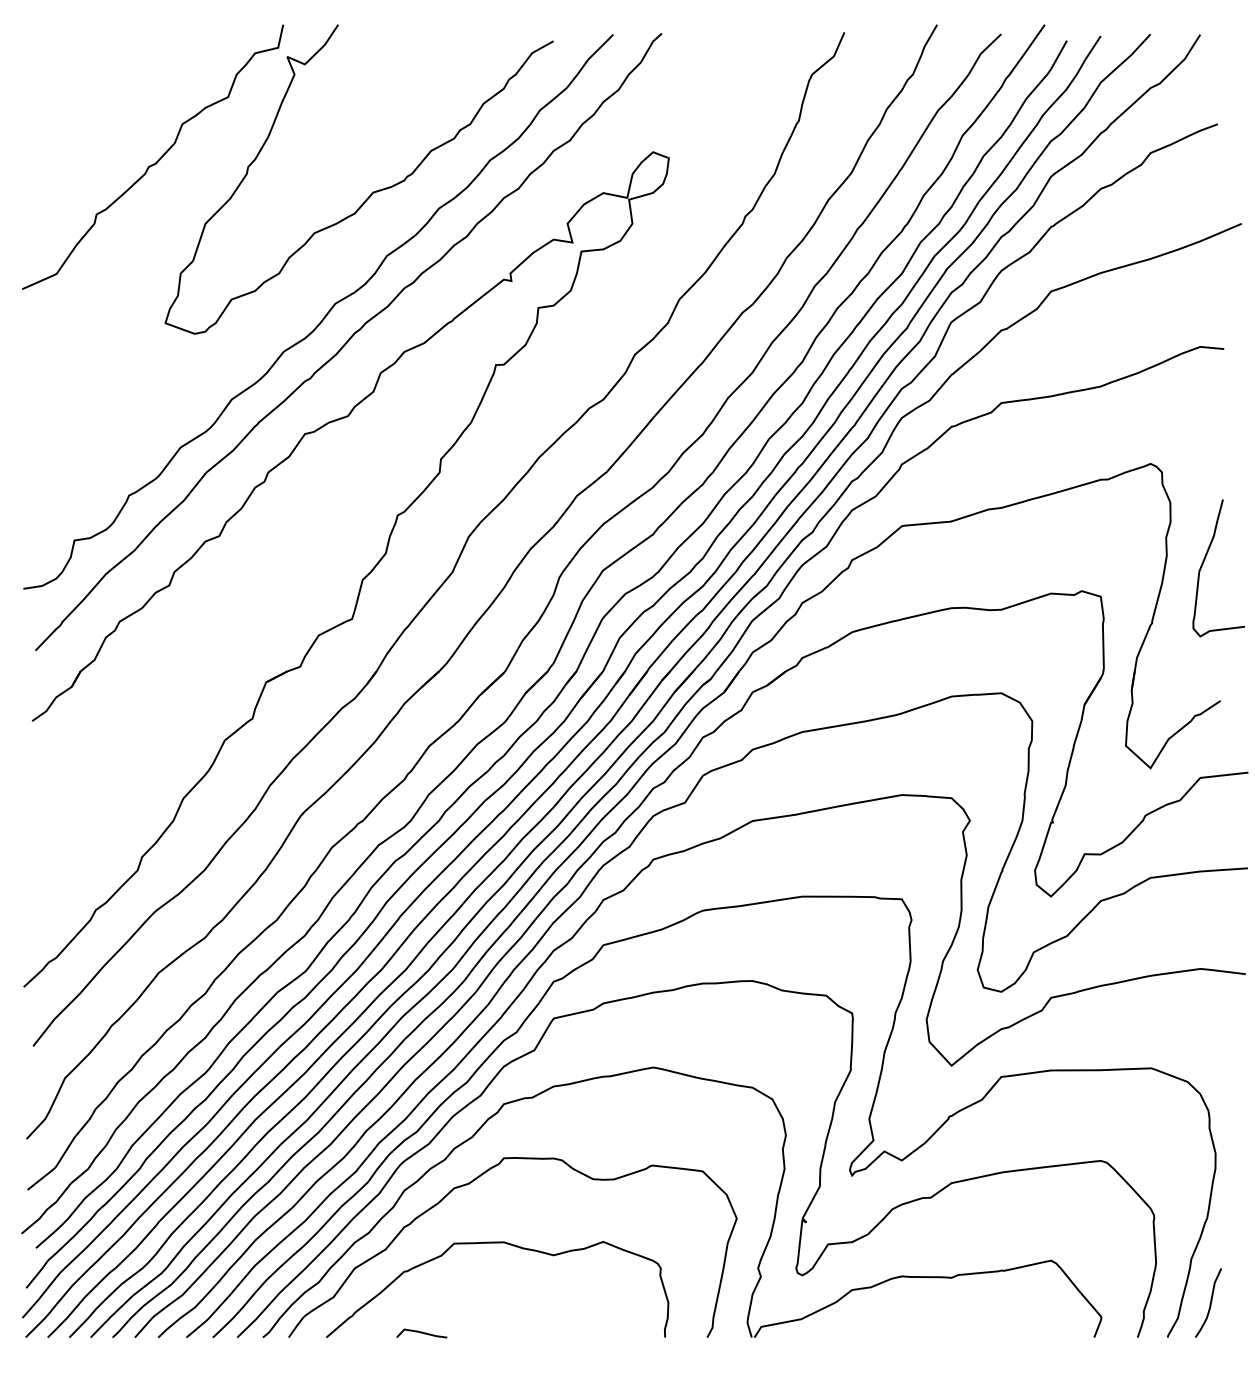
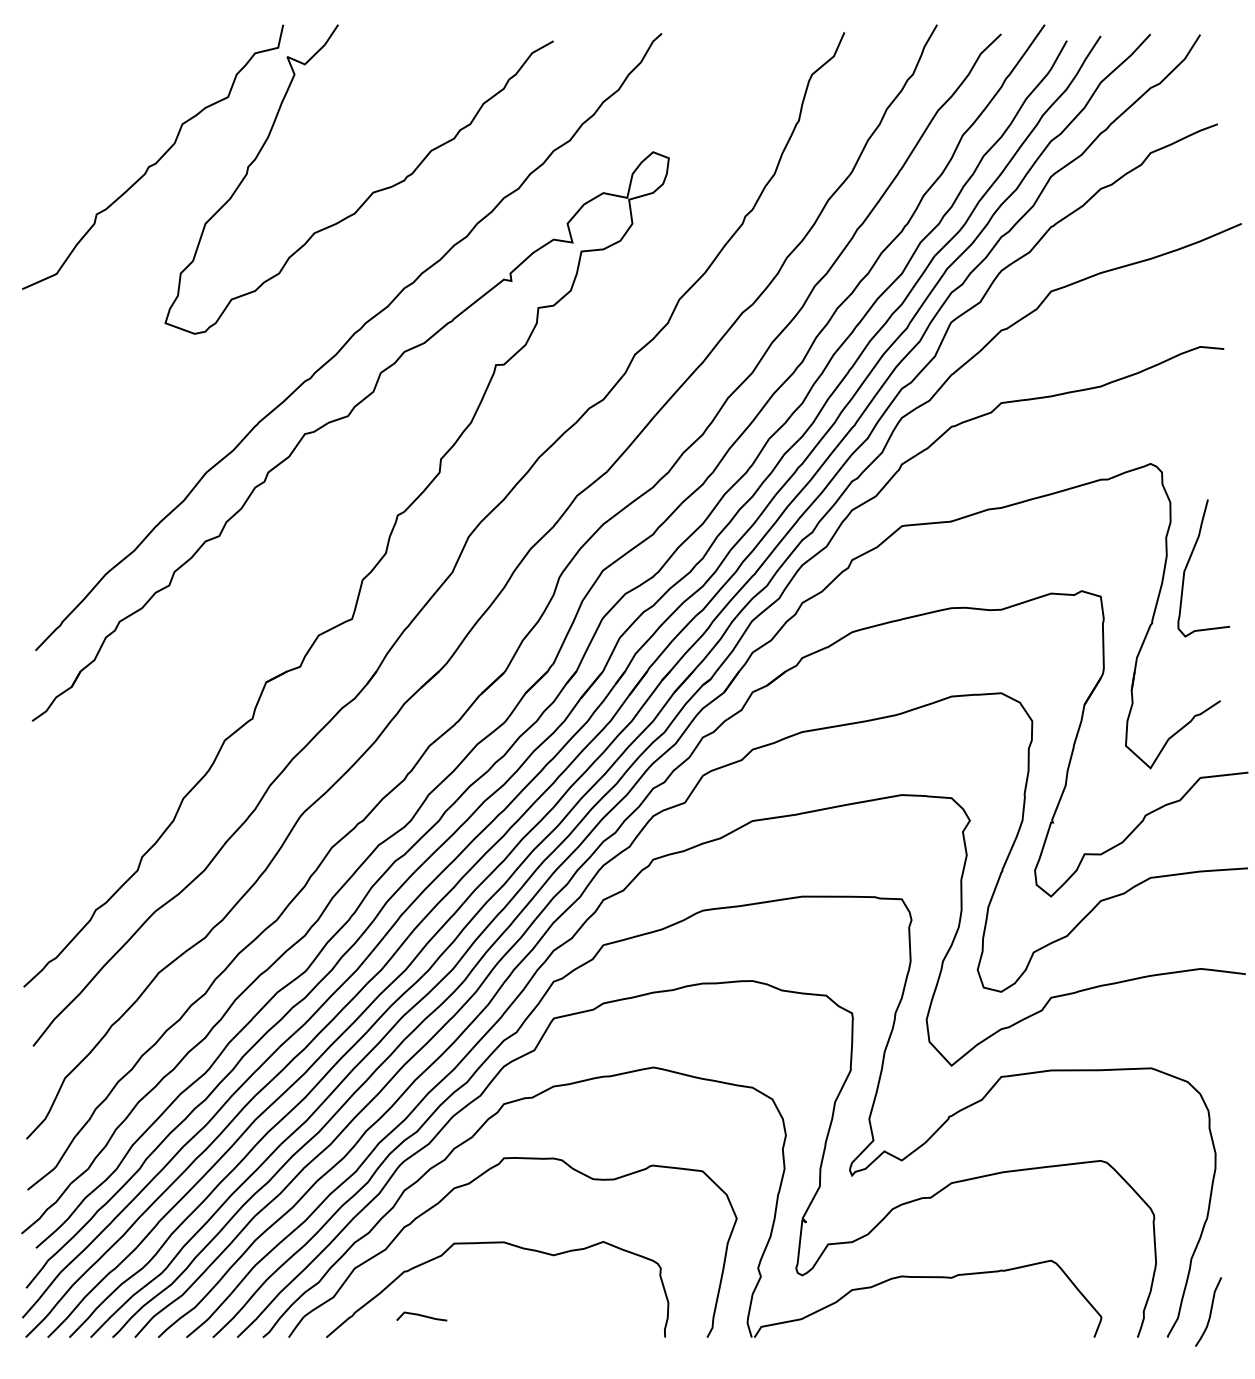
curve: present -> none (325, 314)
curve position: (1203, 564) -> (1188, 564) (1188, 564)
curve position: (1209, 1303) -> (1209, 1312) (1209, 1312)
line position: (421, 1333) -> (421, 1316) (421, 1316)
